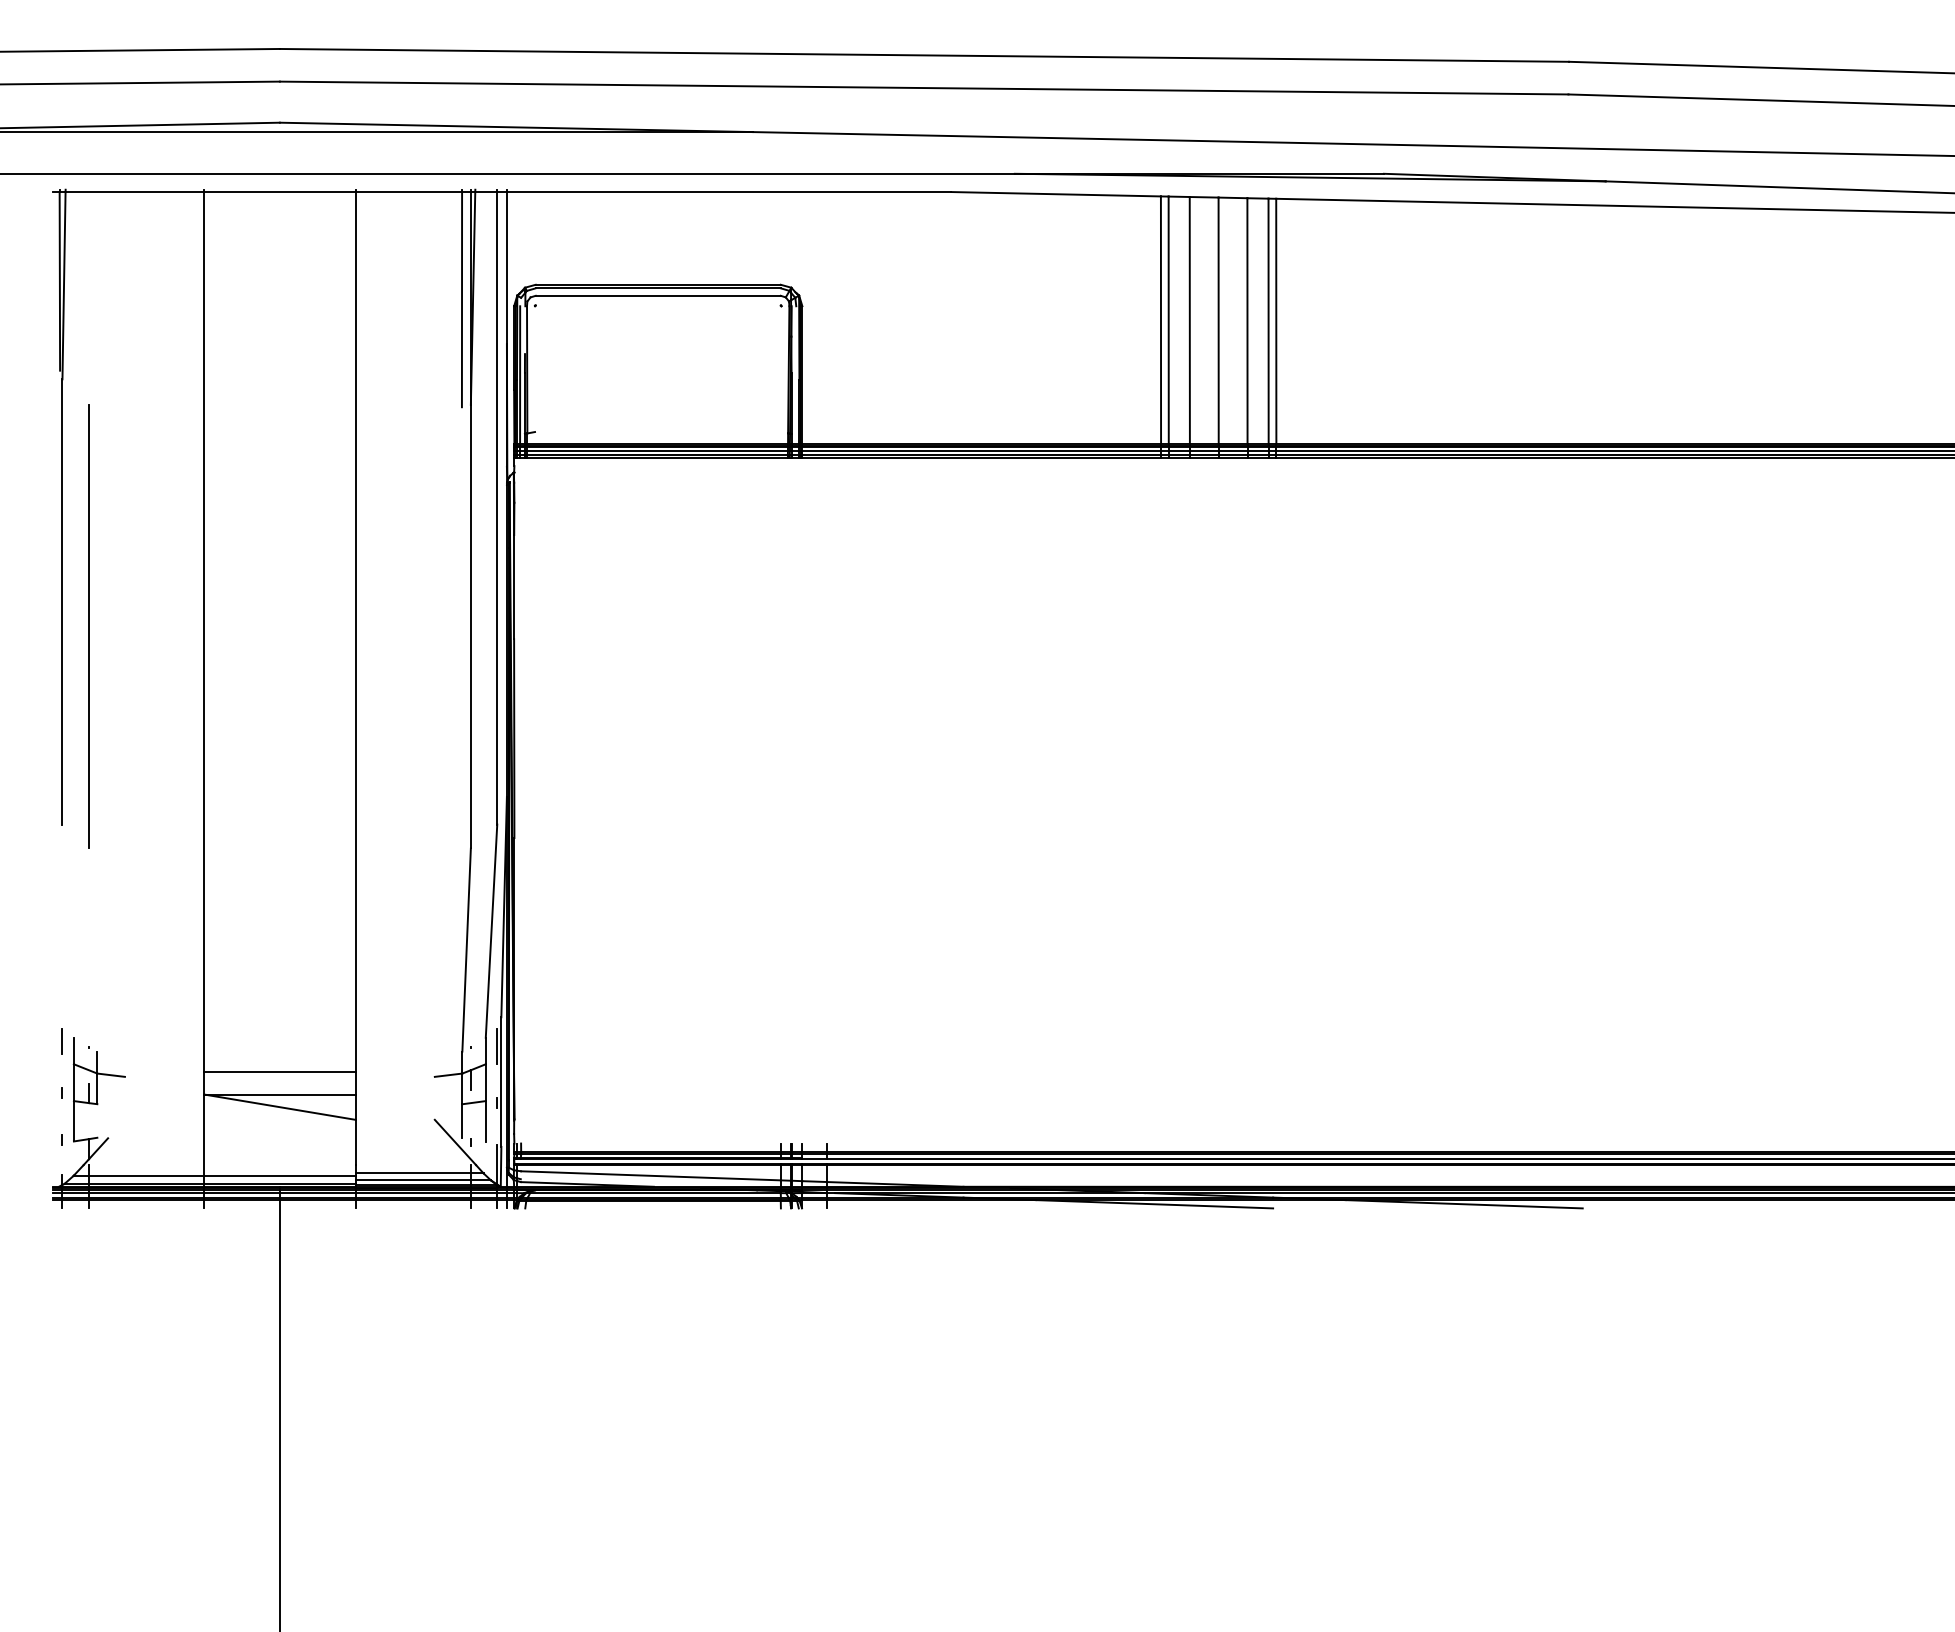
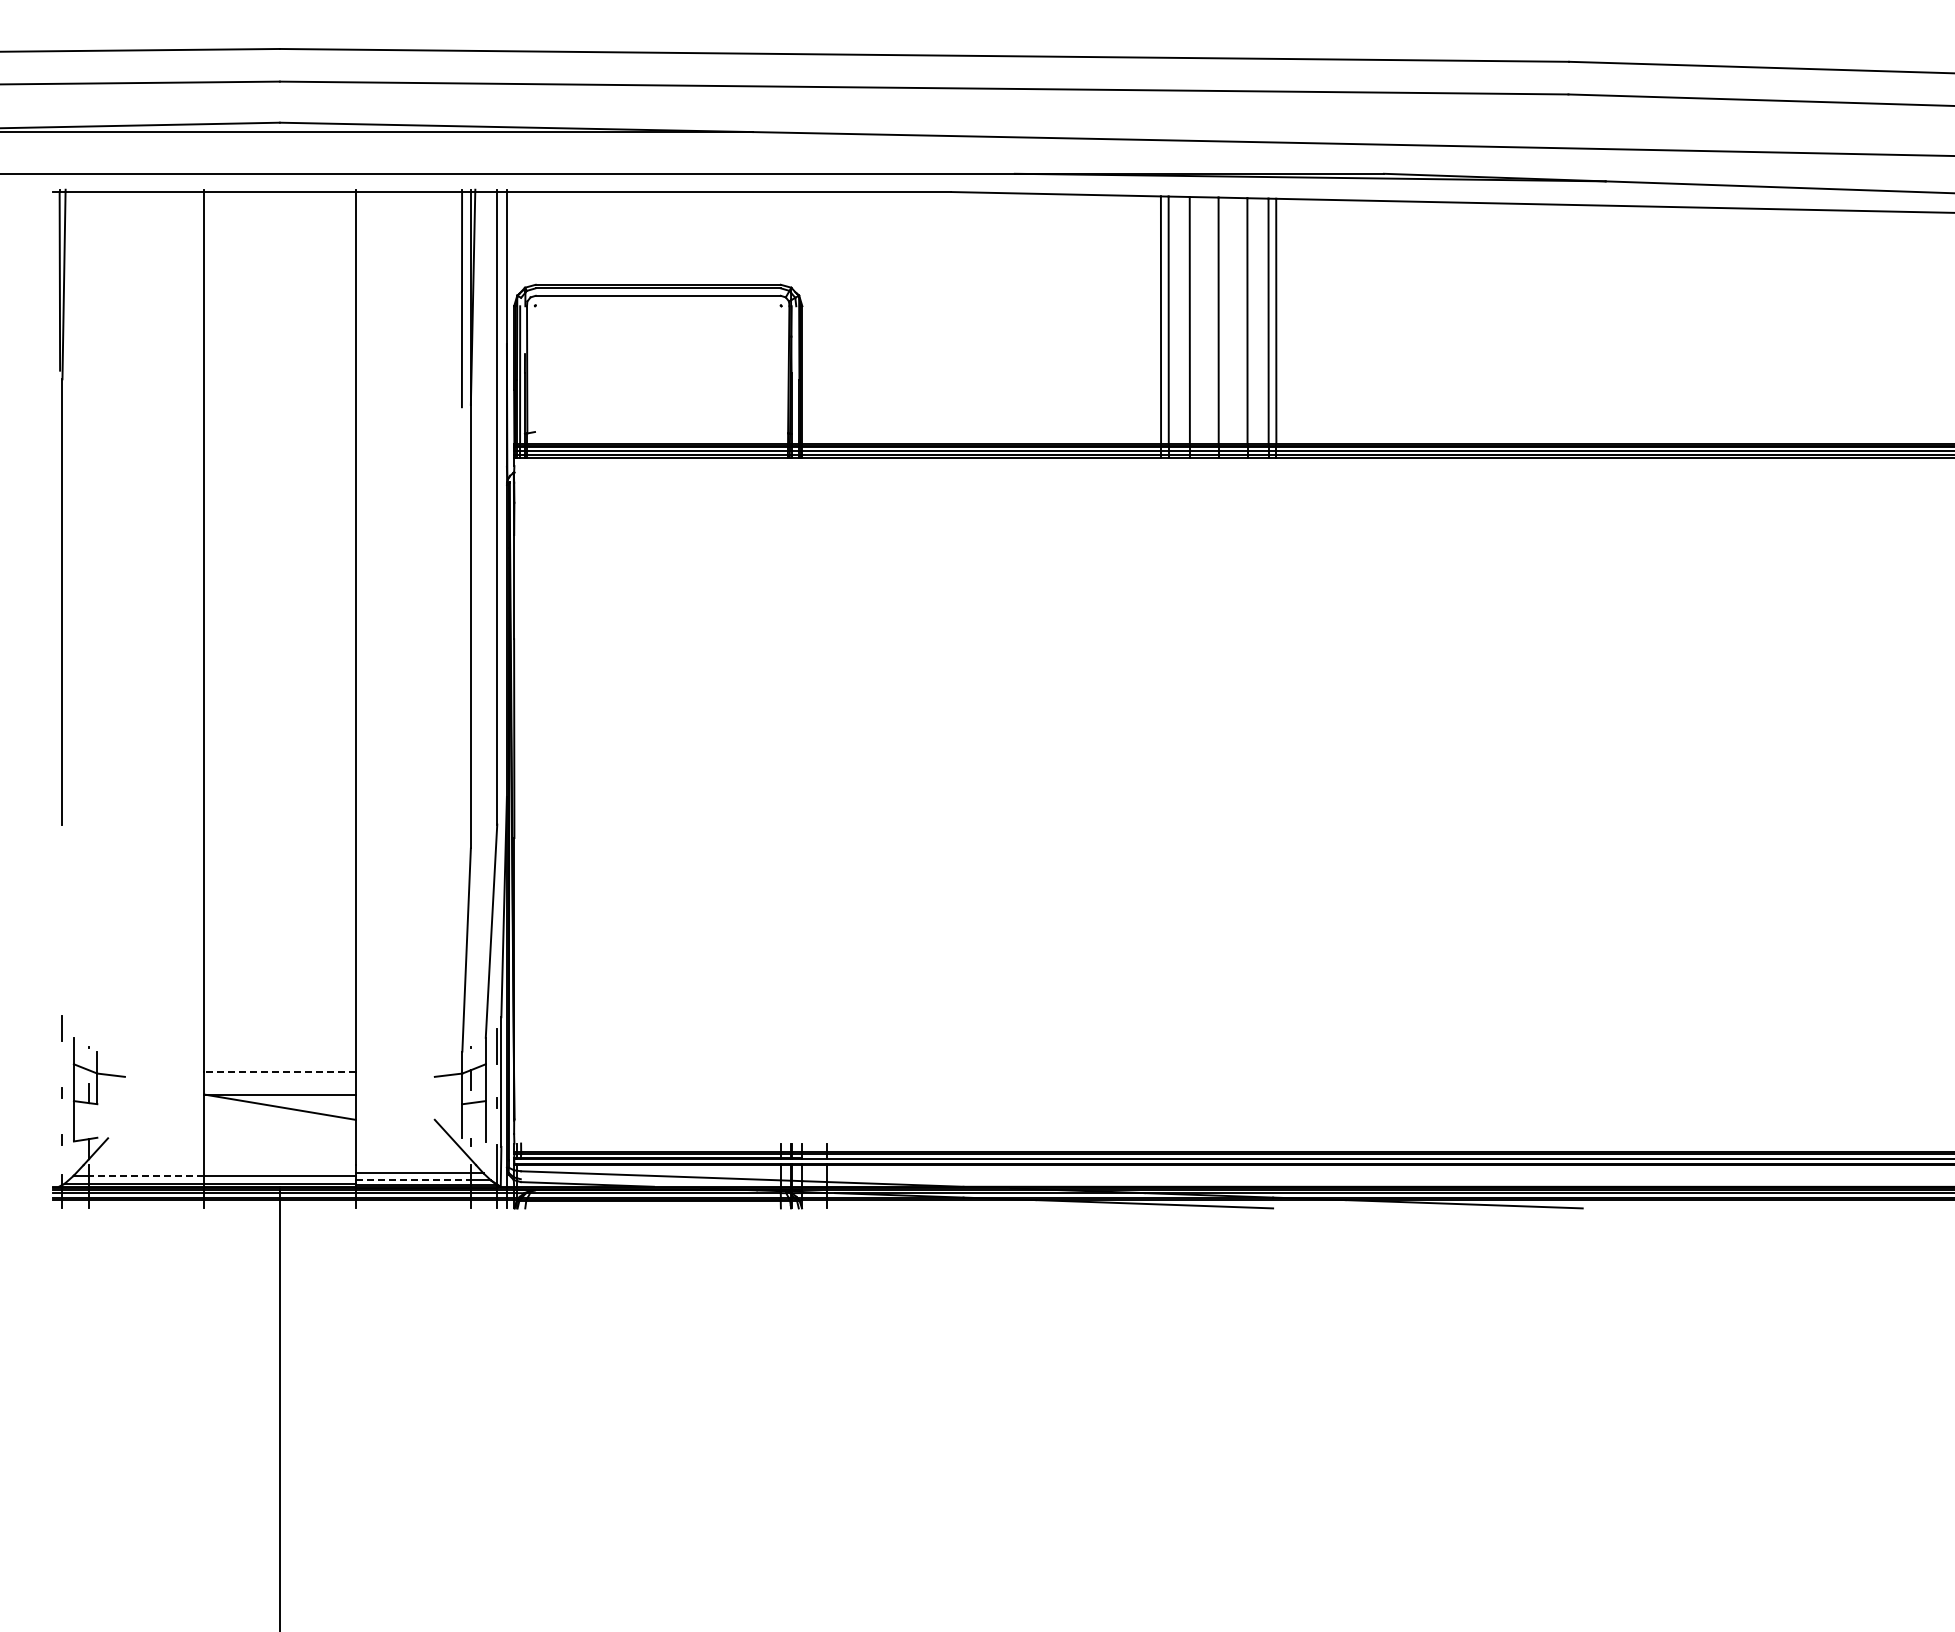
line: present -> none (88, 626)
line position: (61, 1041) -> (61, 1028) (61, 1028)
line: solid -> dashed (279, 1072)
line: solid -> dashed (146, 1175)
line: solid -> dashed (413, 1180)
